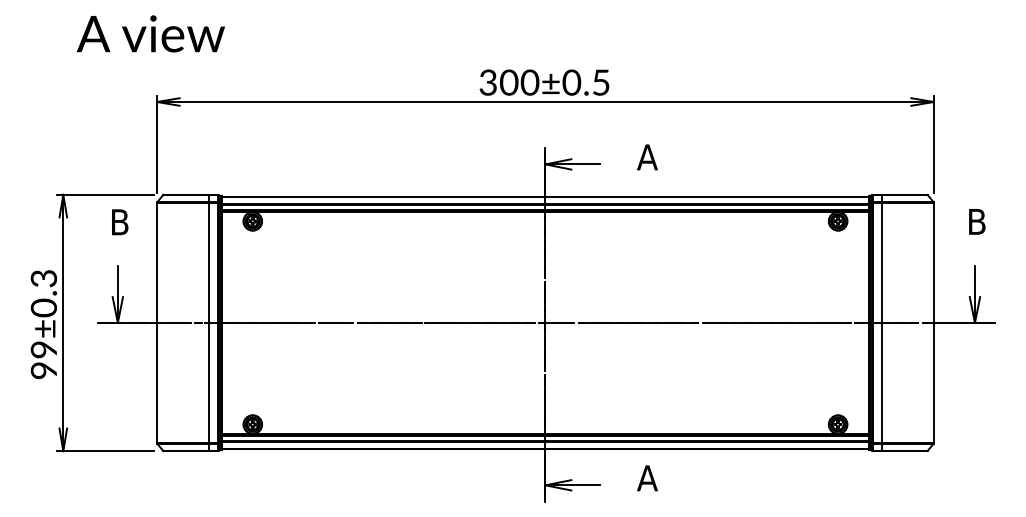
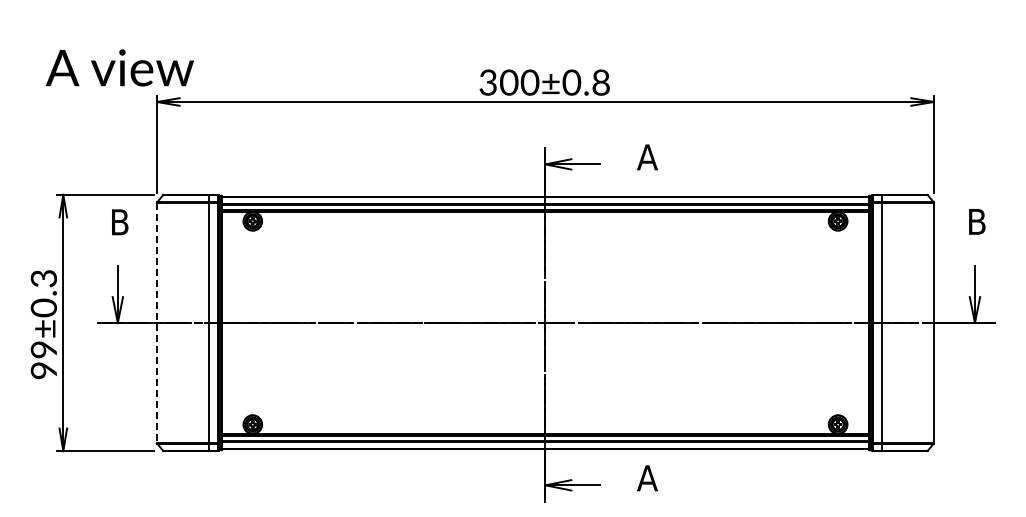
text position: (150, 33) -> (119, 67) (119, 67)
text: 300±0.5 -> 300±0.8 (600, 82)
line: solid -> dashed (157, 323)
